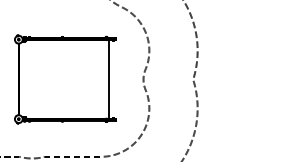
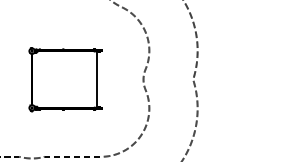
part size: 103x91 px -> 75x66 px (65, 79)
